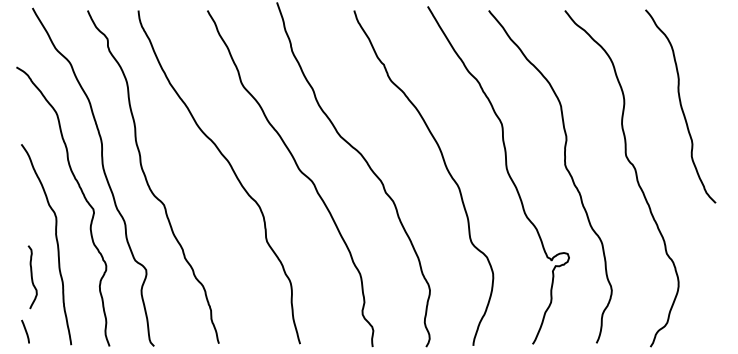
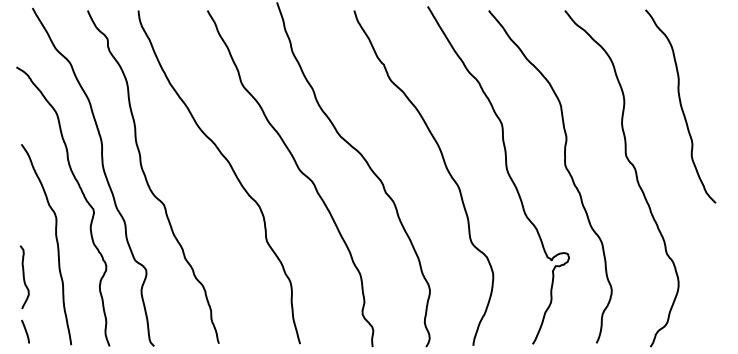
curve position: (32, 277) -> (24, 277) (24, 277)
